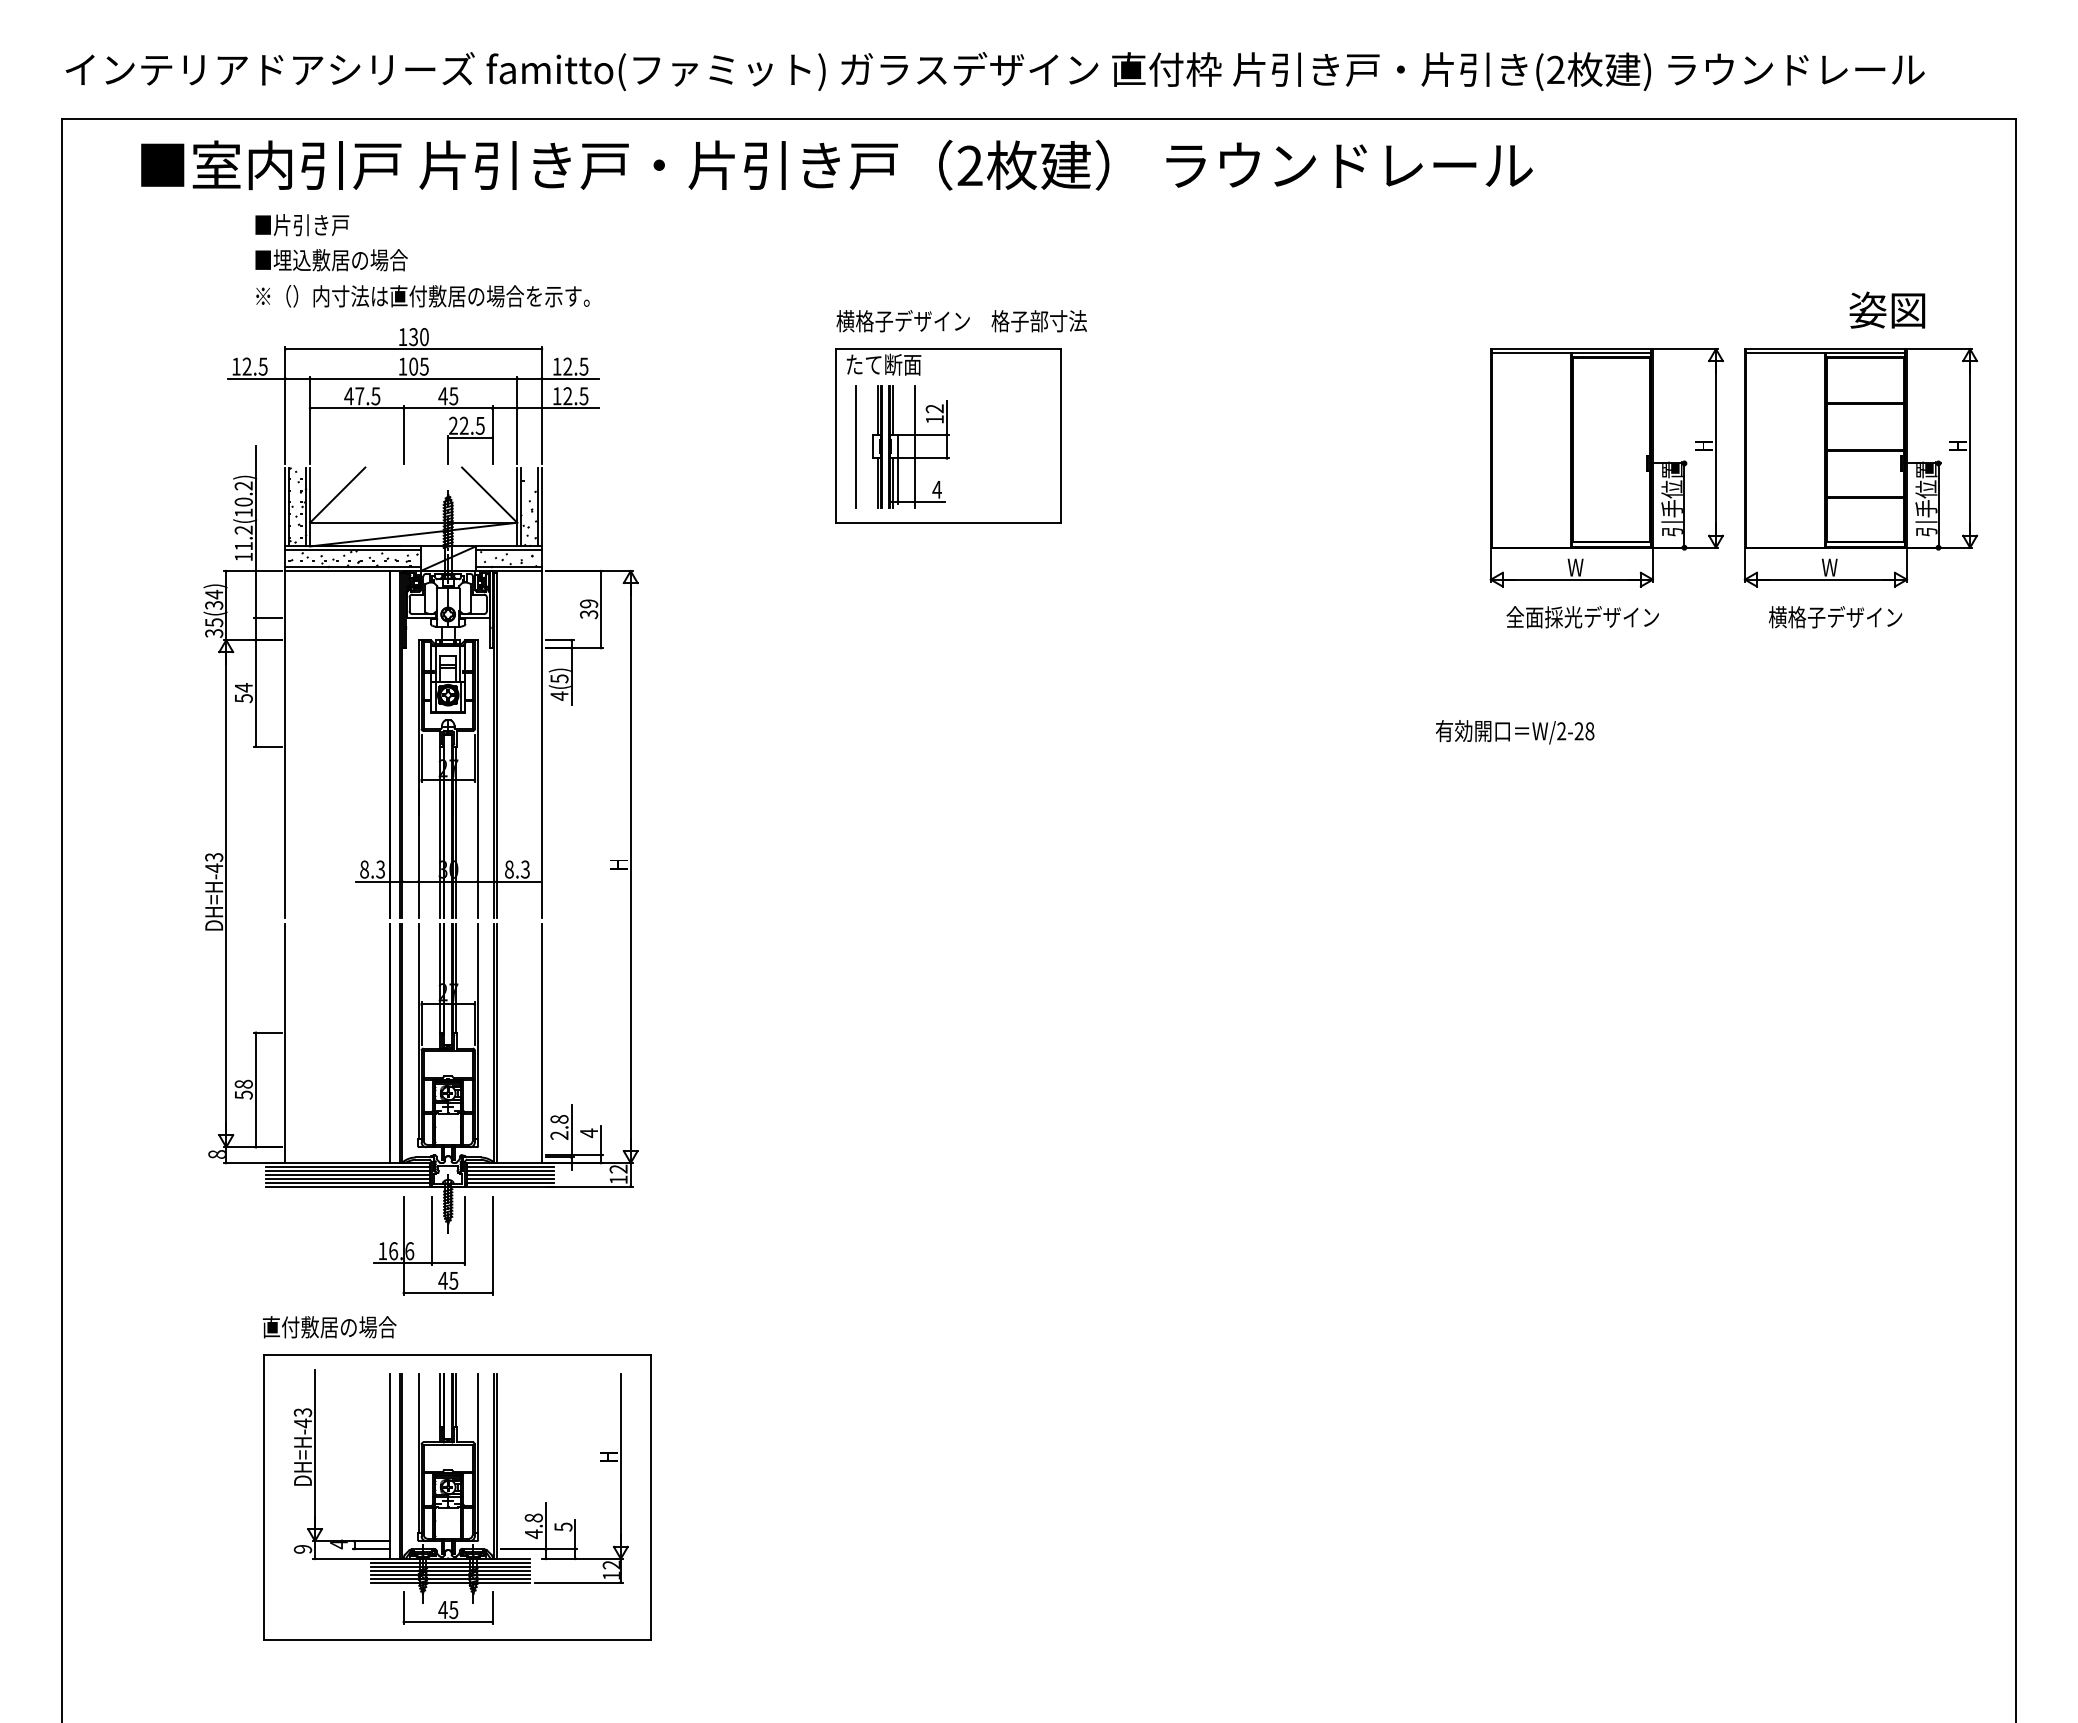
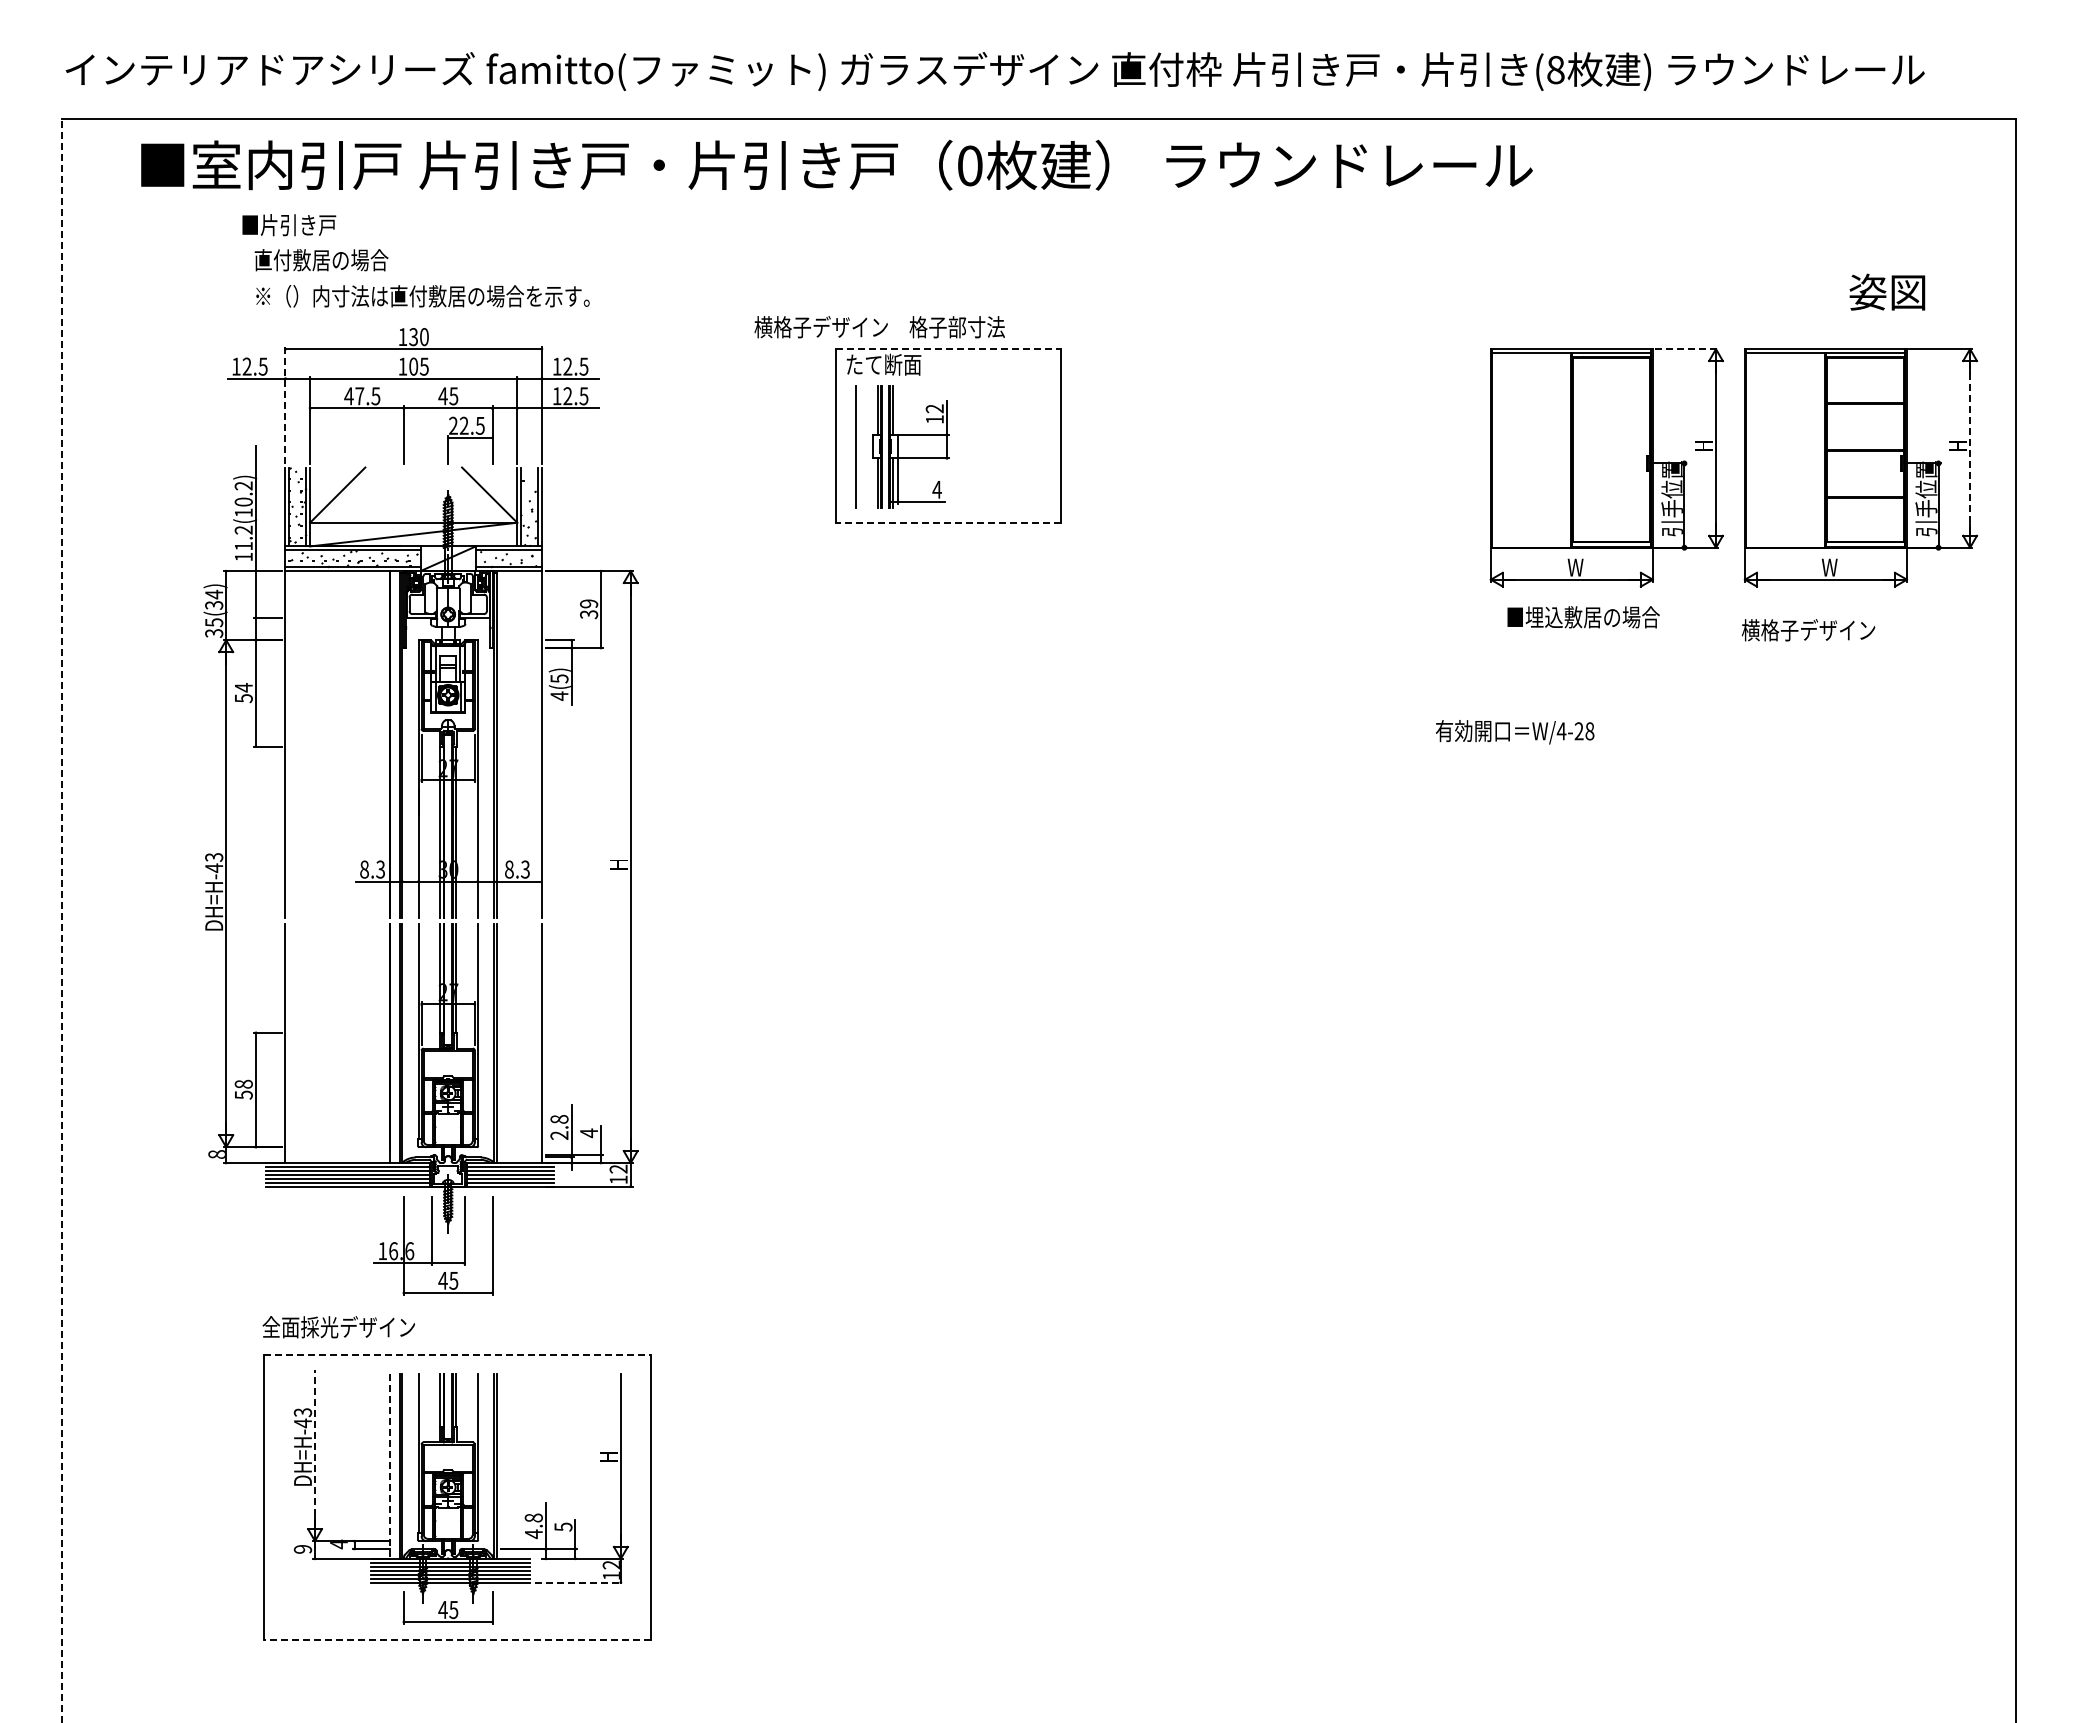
text: (2 -> (8 (1555, 69)
text: 2 -> 0 (969, 165)
text position: (302, 225) -> (289, 225) (289, 225)
text: ■埋込敷居の場合 -> 直付敷居の場合 (330, 260)
text position: (1887, 309) -> (1887, 291) (1887, 291)
text position: (961, 321) -> (879, 327) (879, 327)
line: solid -> dashed (948, 349)
line: solid -> dashed (1686, 349)
line: solid -> dashed (285, 404)
line: present -> none (915, 446)
line: solid -> dashed (1970, 447)
line: solid -> dashed (948, 523)
text: 全面採光デザイン -> ■埋込敷居の場合 (1582, 617)
text position: (1835, 617) -> (1808, 630) (1808, 630)
text: W/2-28 -> W/4-28 (1561, 731)
line: solid -> dashed (62, 920)
text: 直付敷居の場合 -> 全面採光デザイン (338, 1327)
line: solid -> dashed (457, 1355)
line: solid -> dashed (315, 1448)
line: solid -> dashed (390, 1466)
line: solid -> dashed (579, 1582)
line: solid -> dashed (456, 1639)
